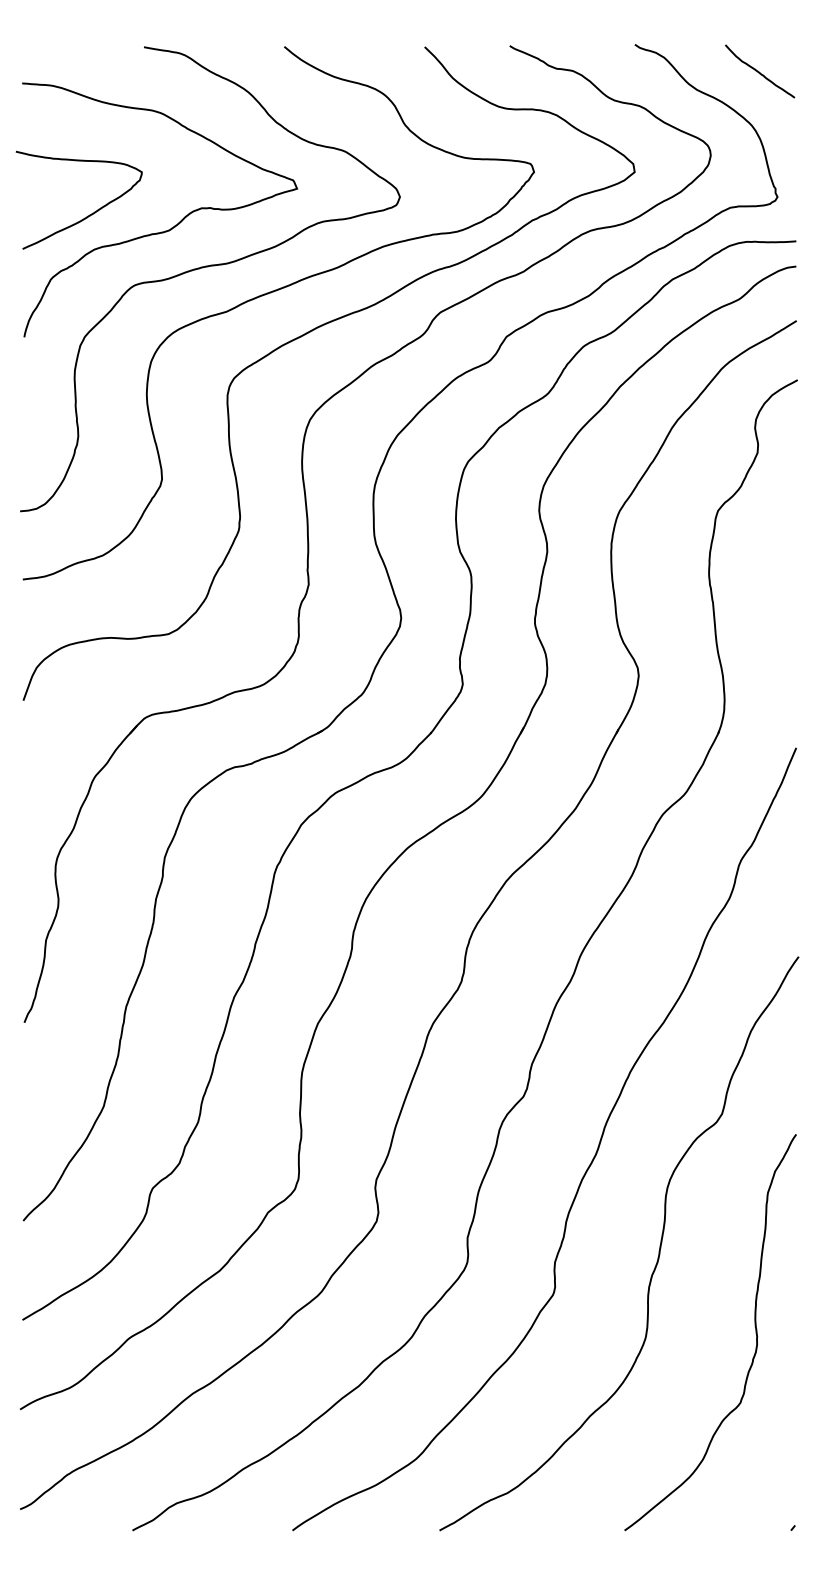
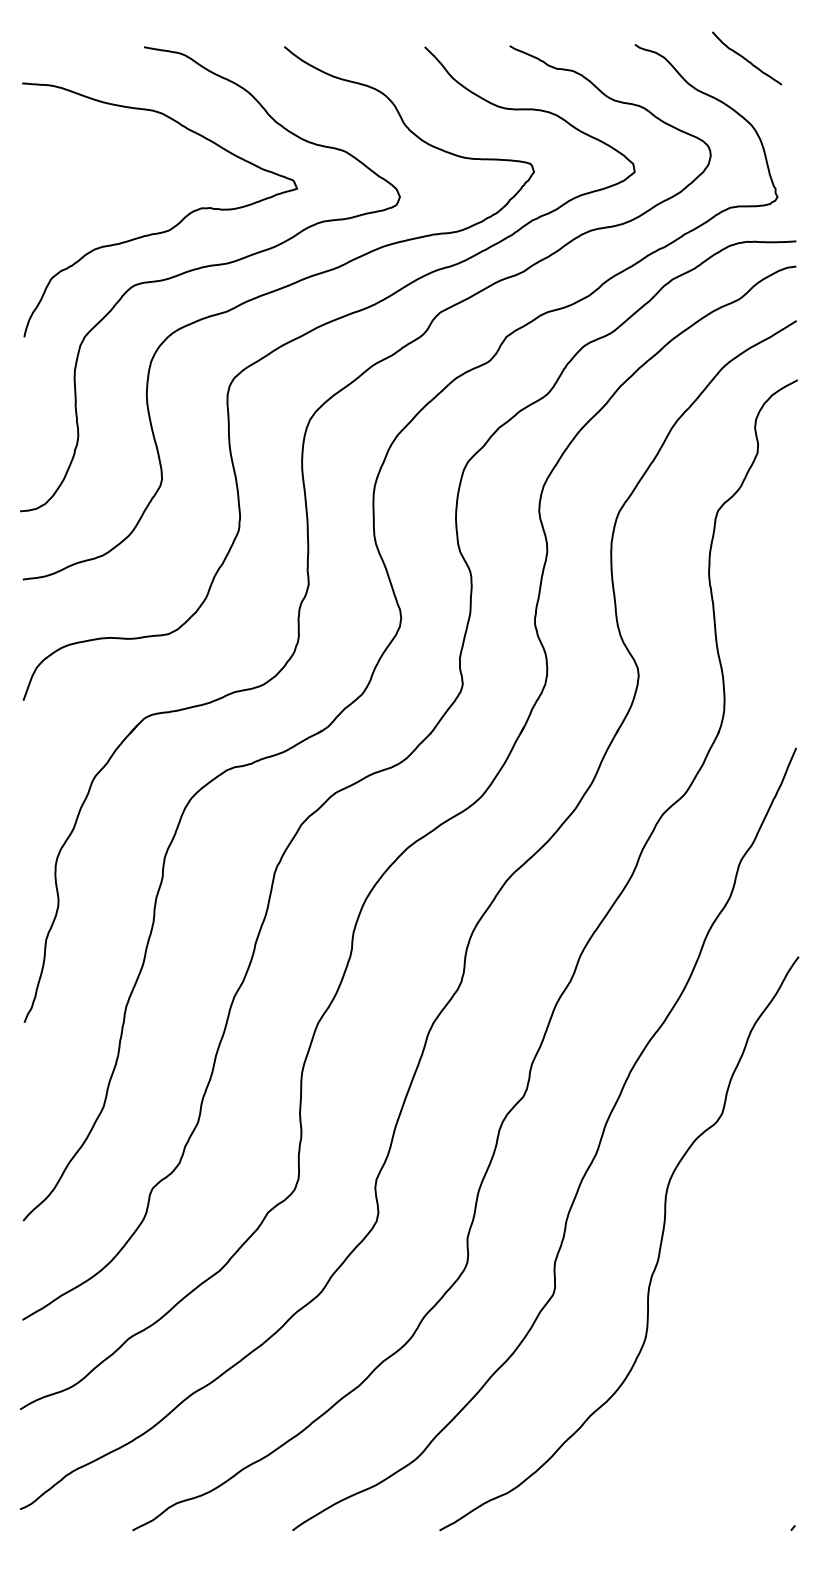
curve position: (759, 71) -> (746, 58) (746, 58)
curve: present -> none (89, 214)
curve: present -> none (754, 1326)
